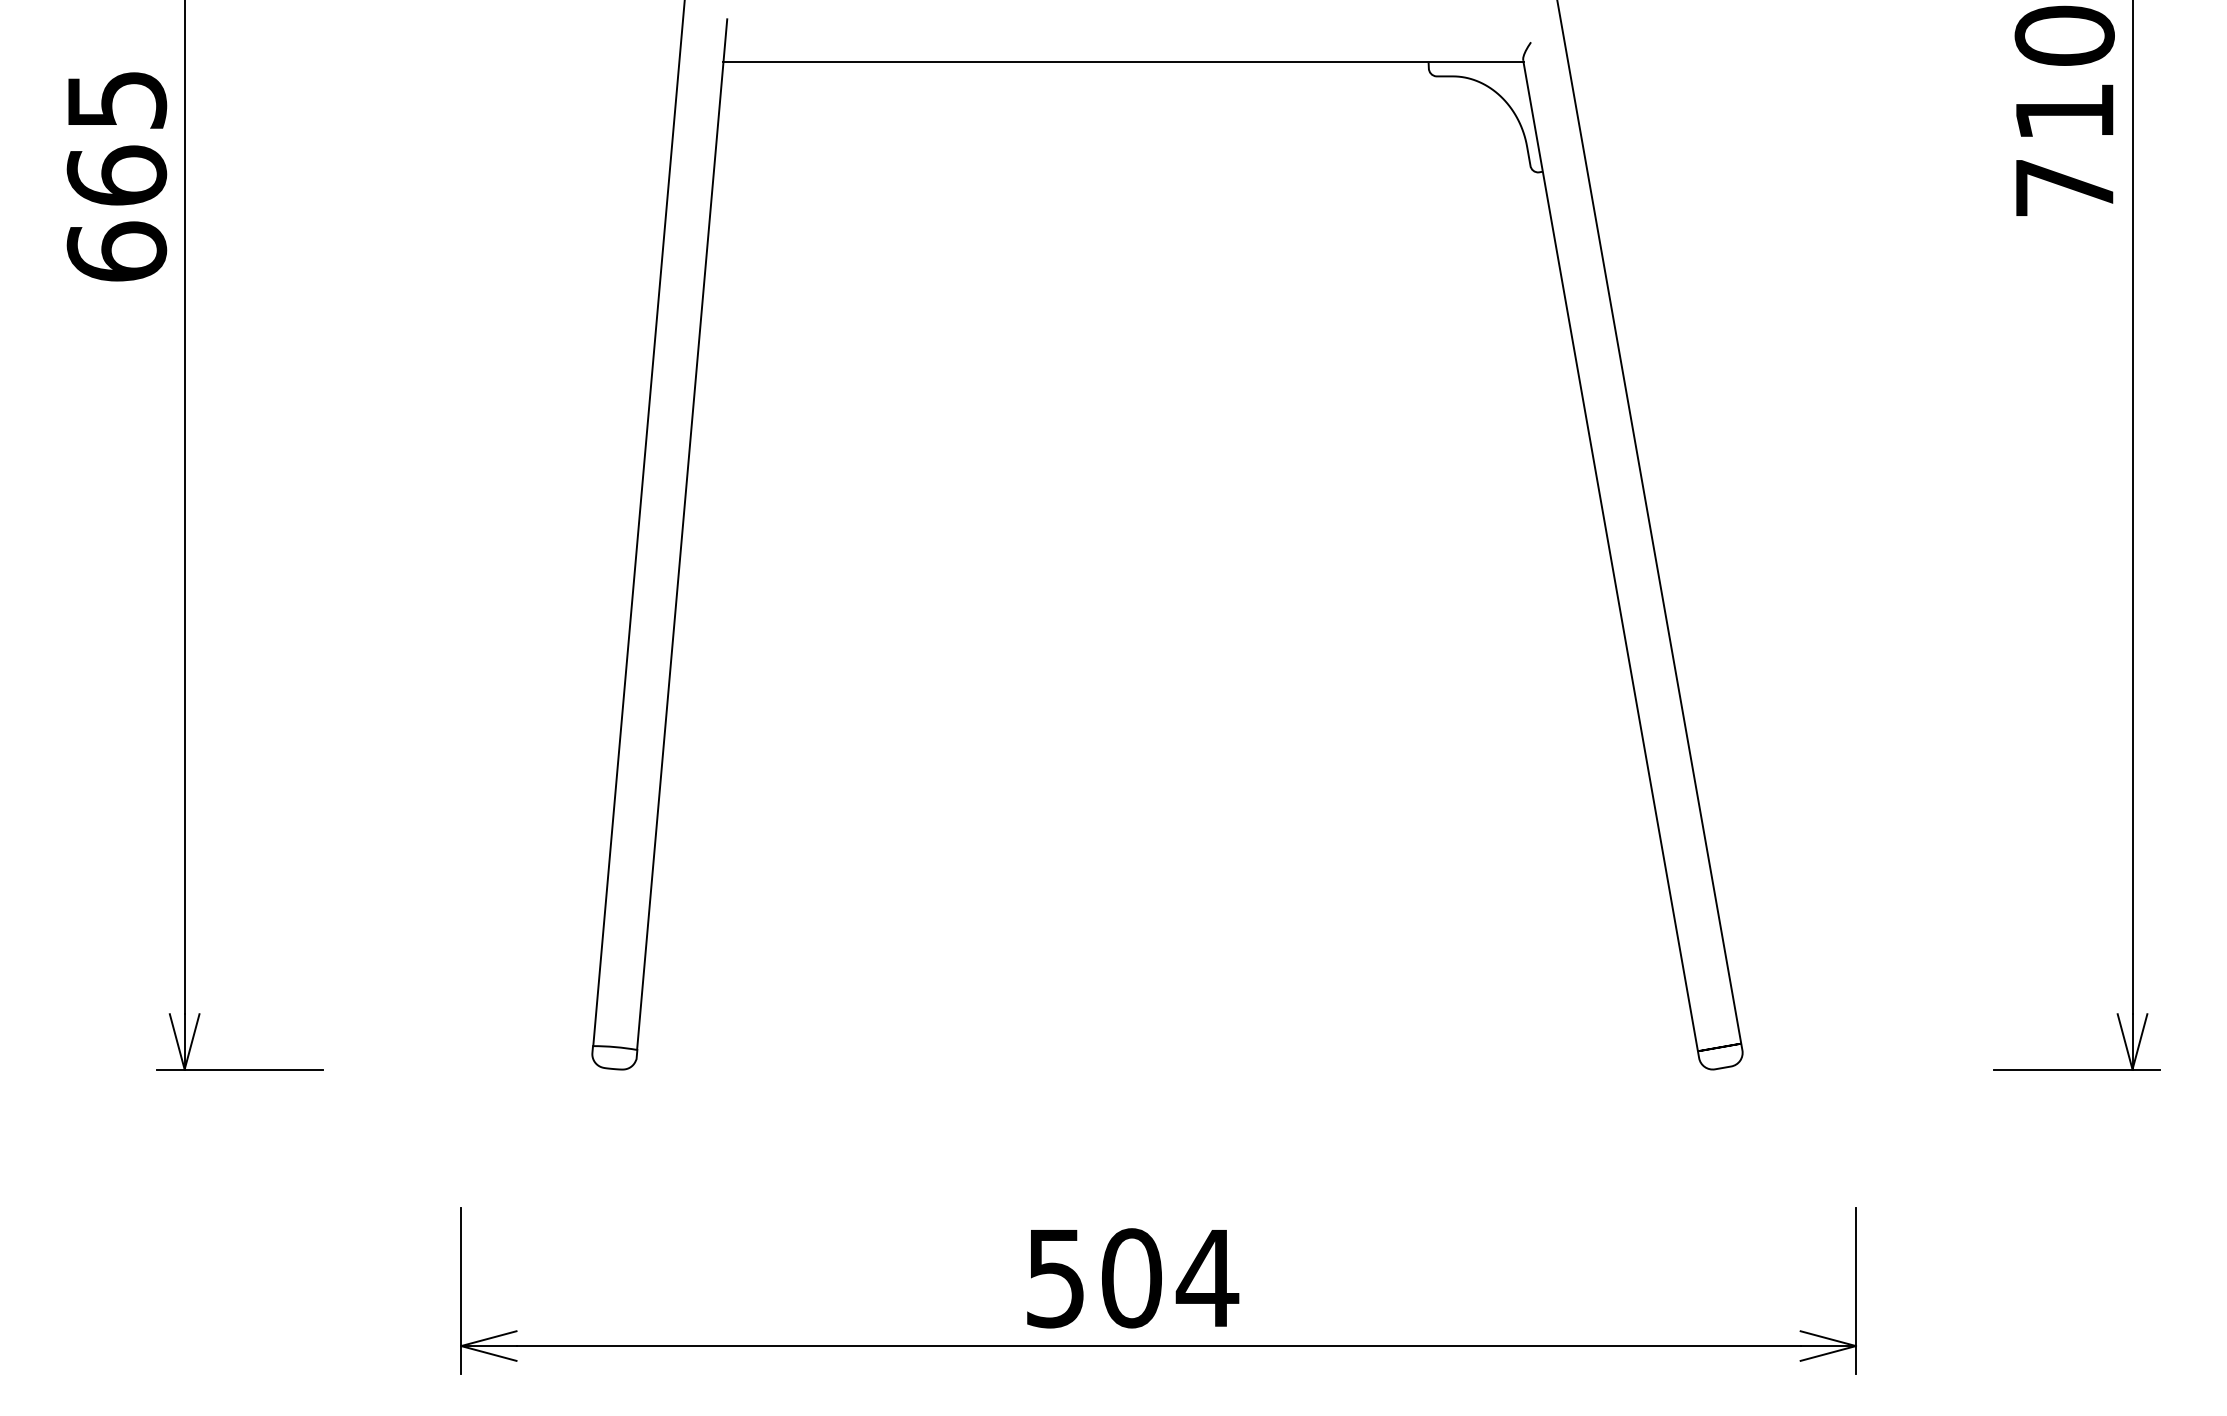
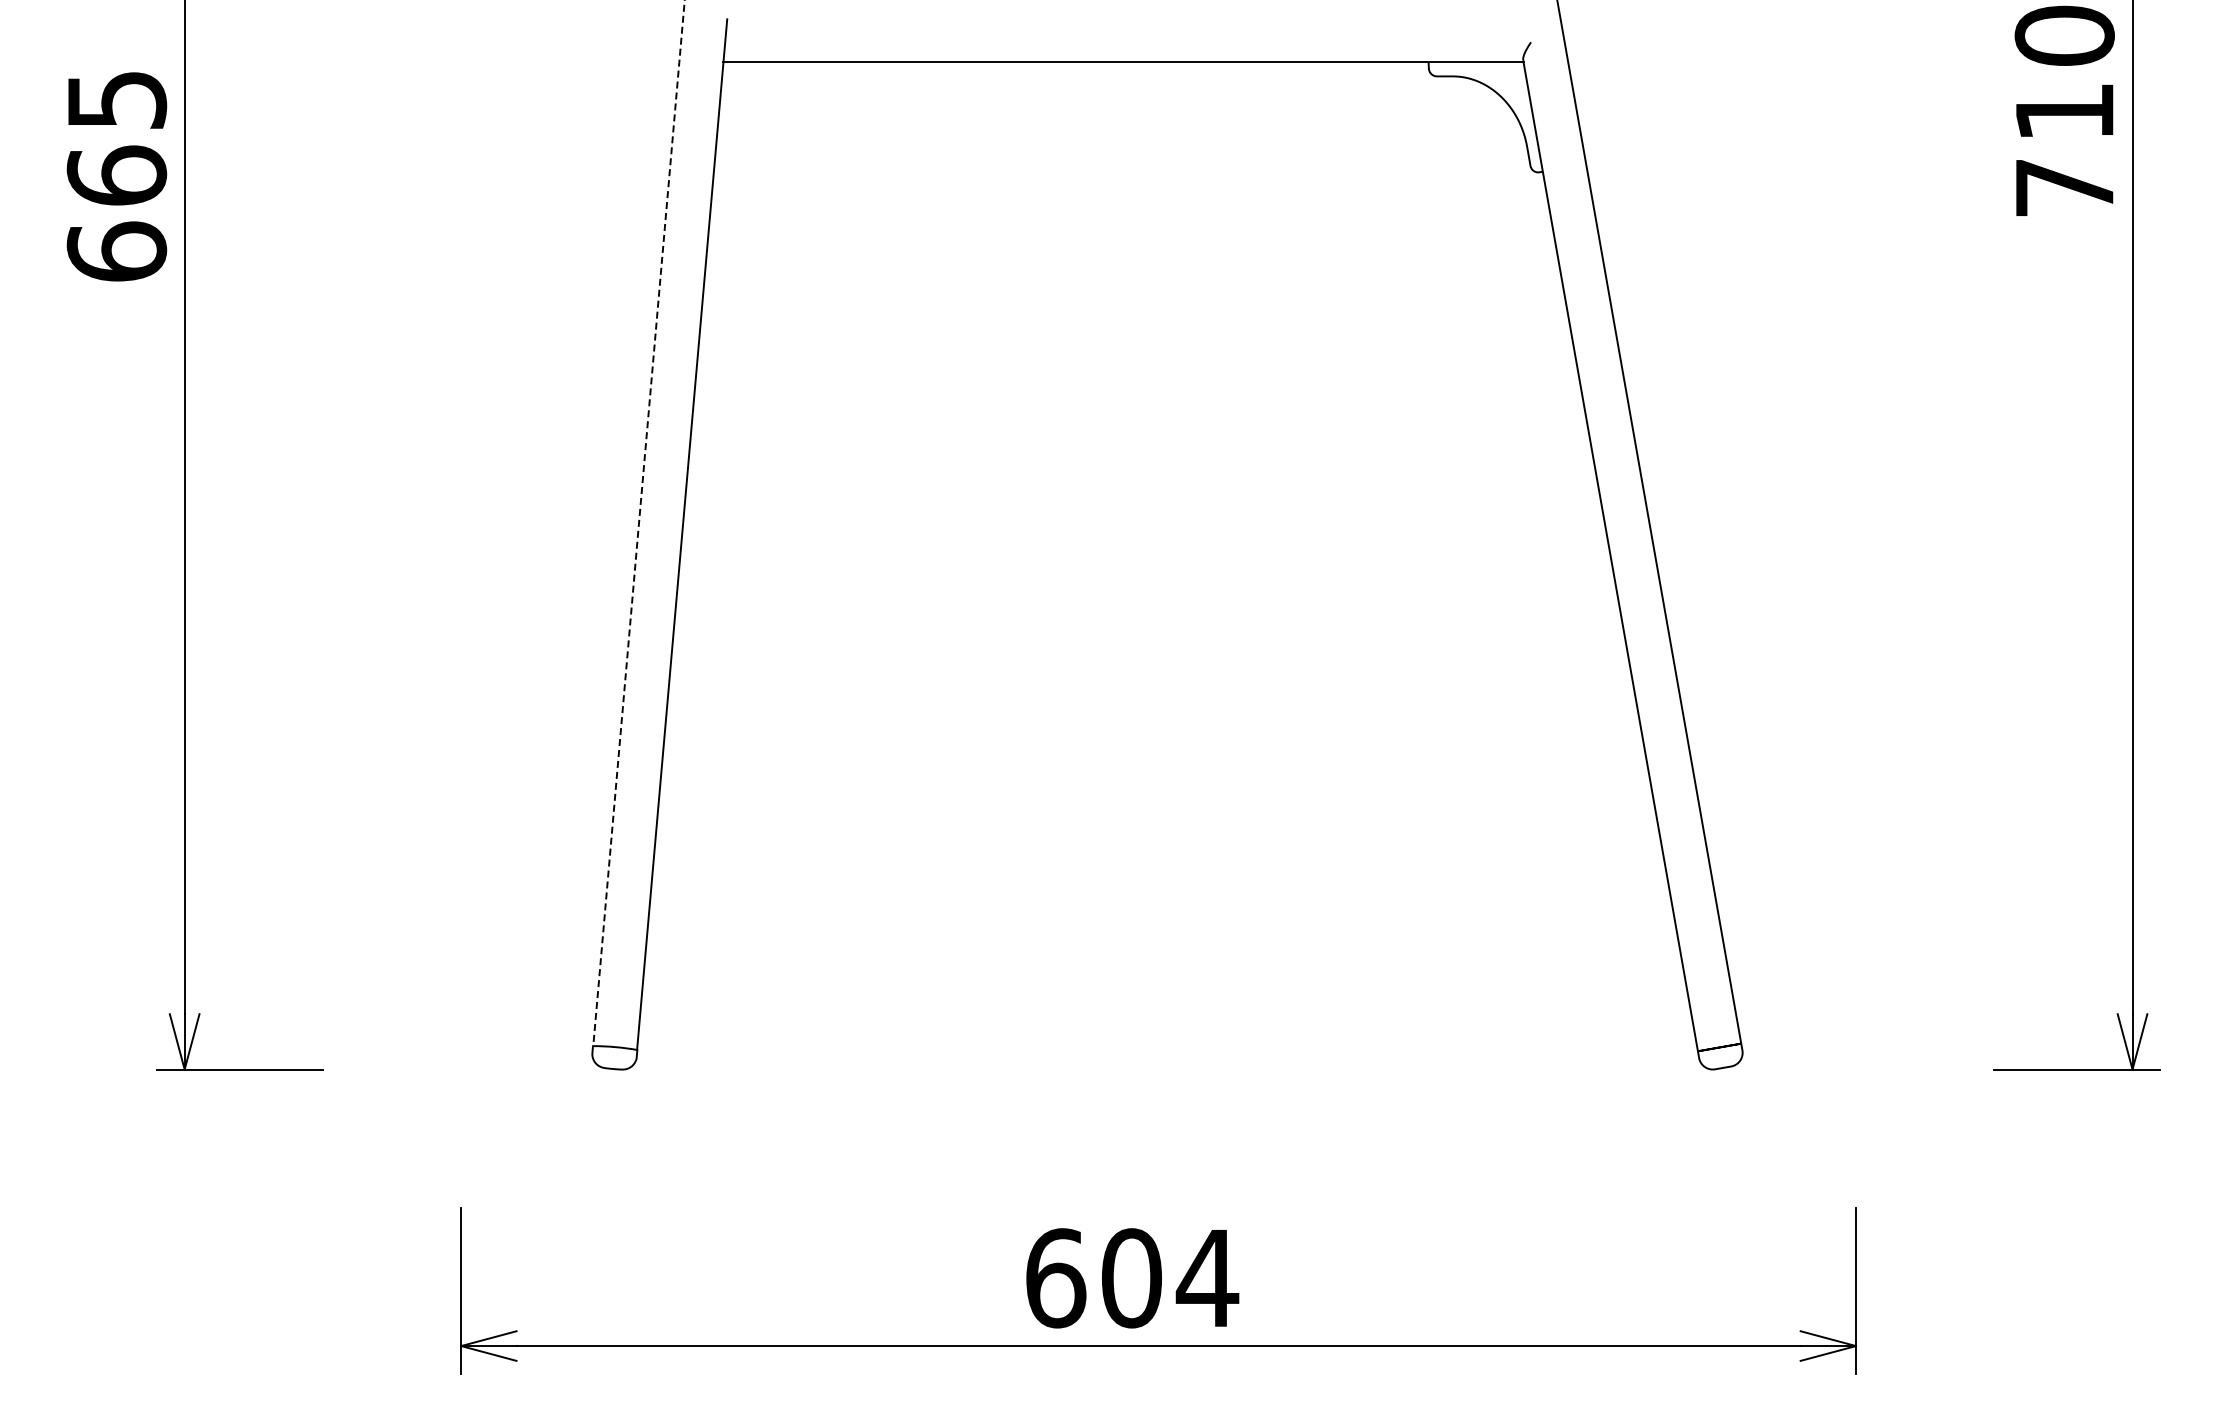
line: solid -> dashed (639, 523)
text: 504 -> 604 (1056, 1278)
